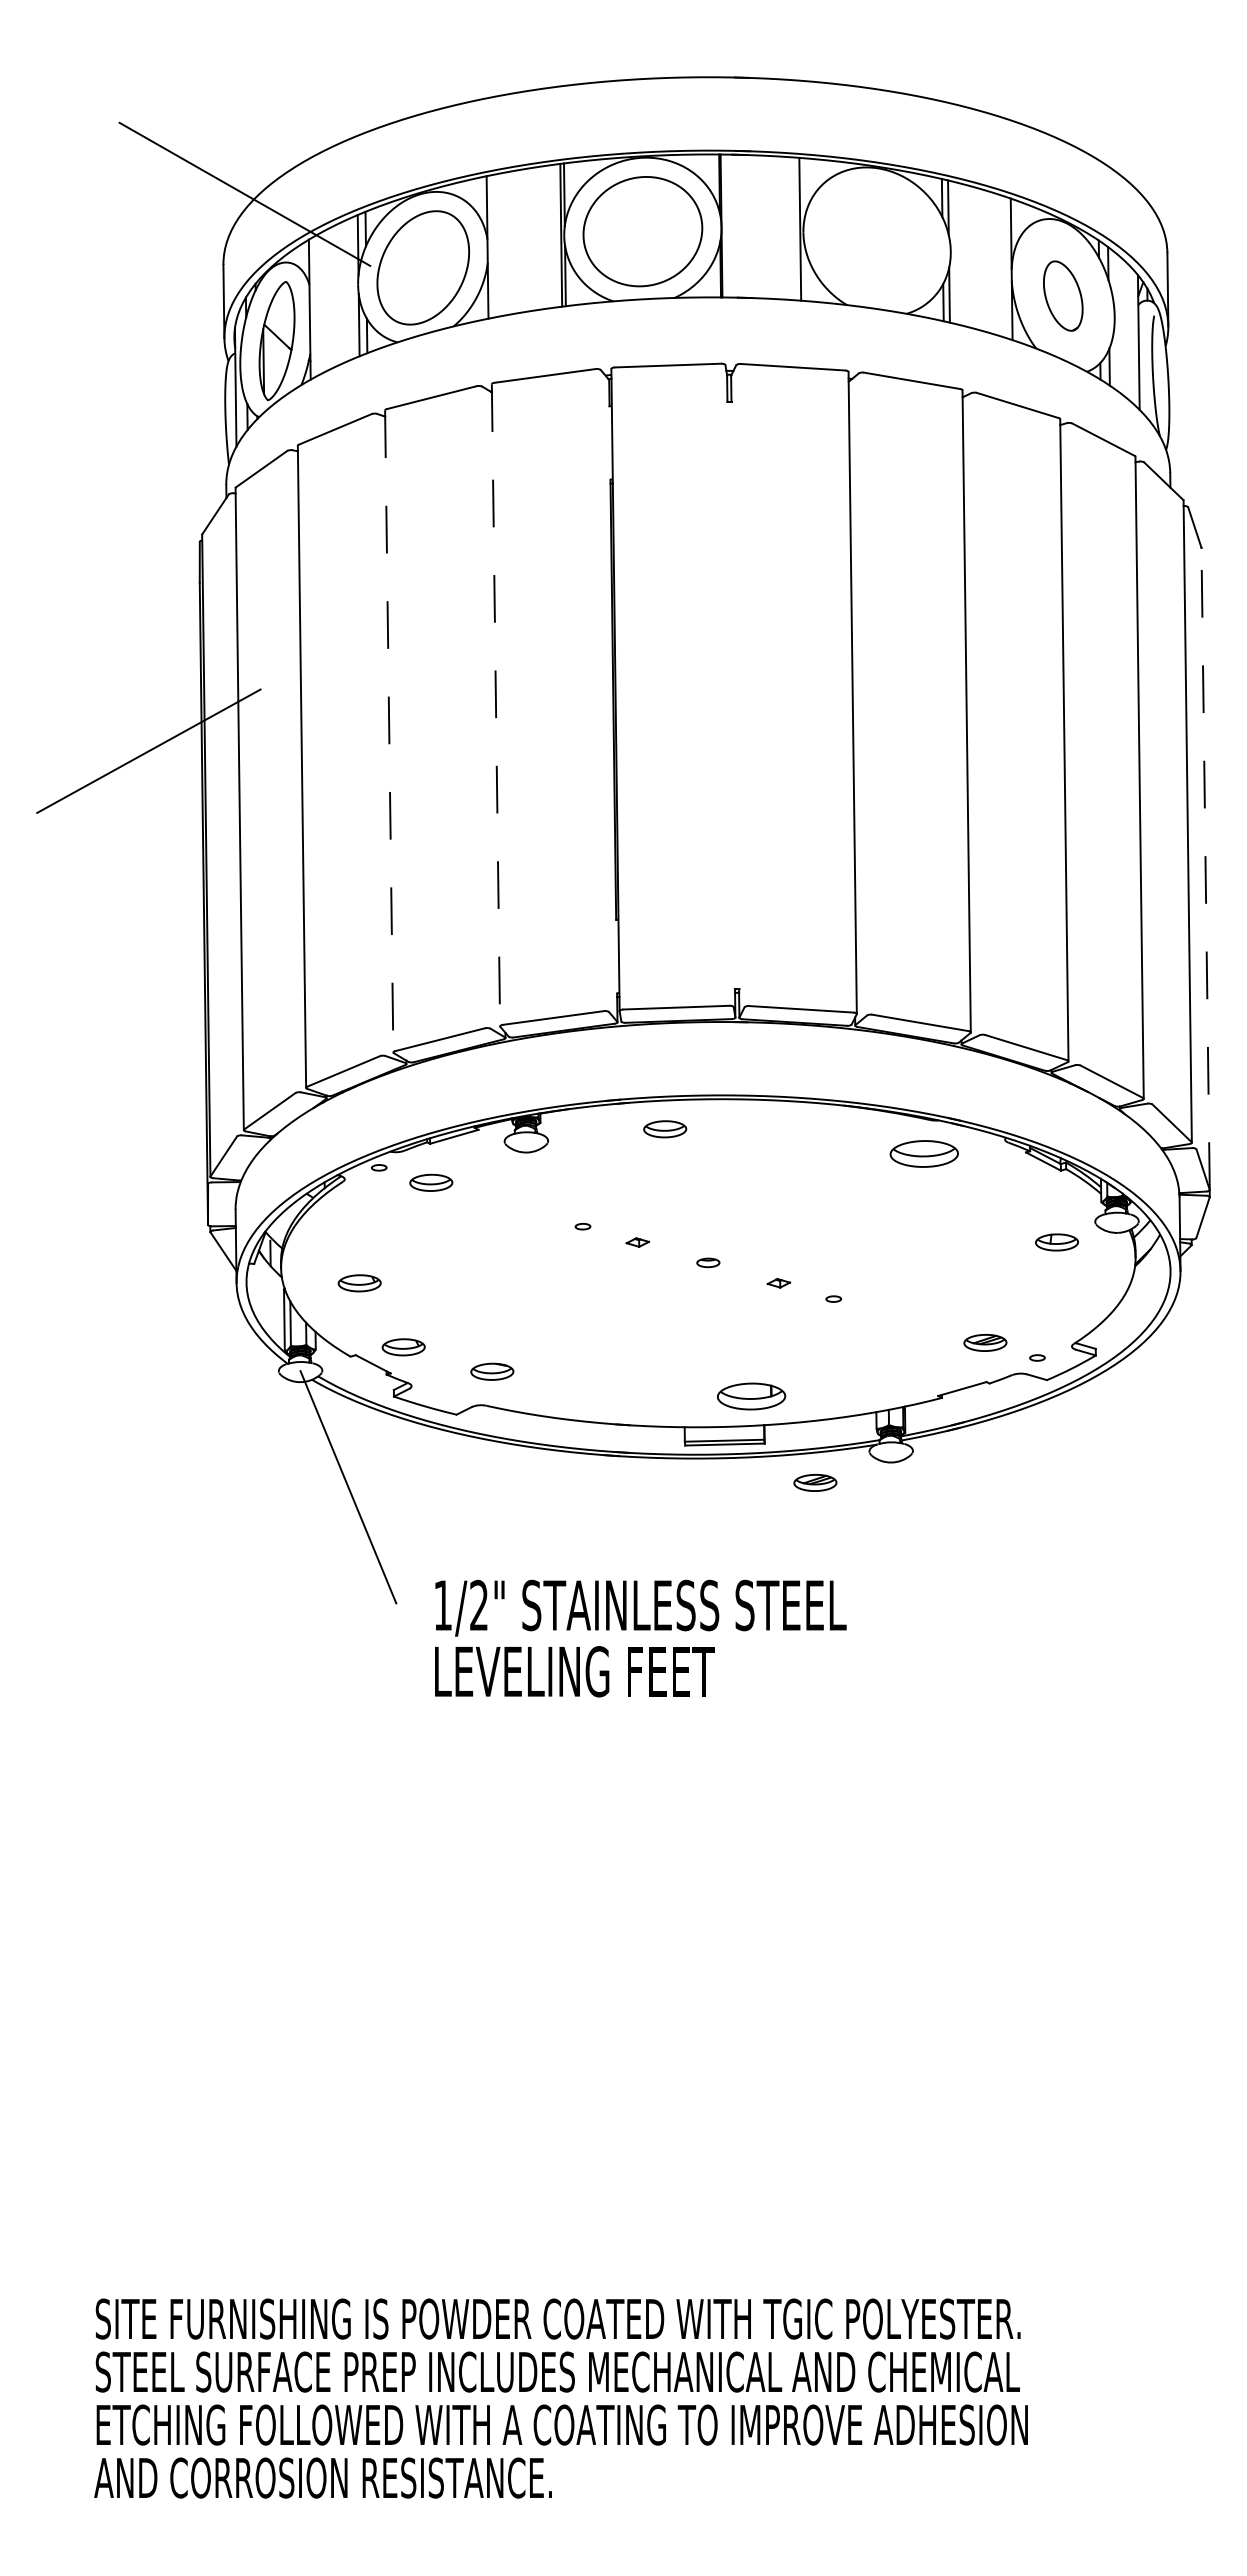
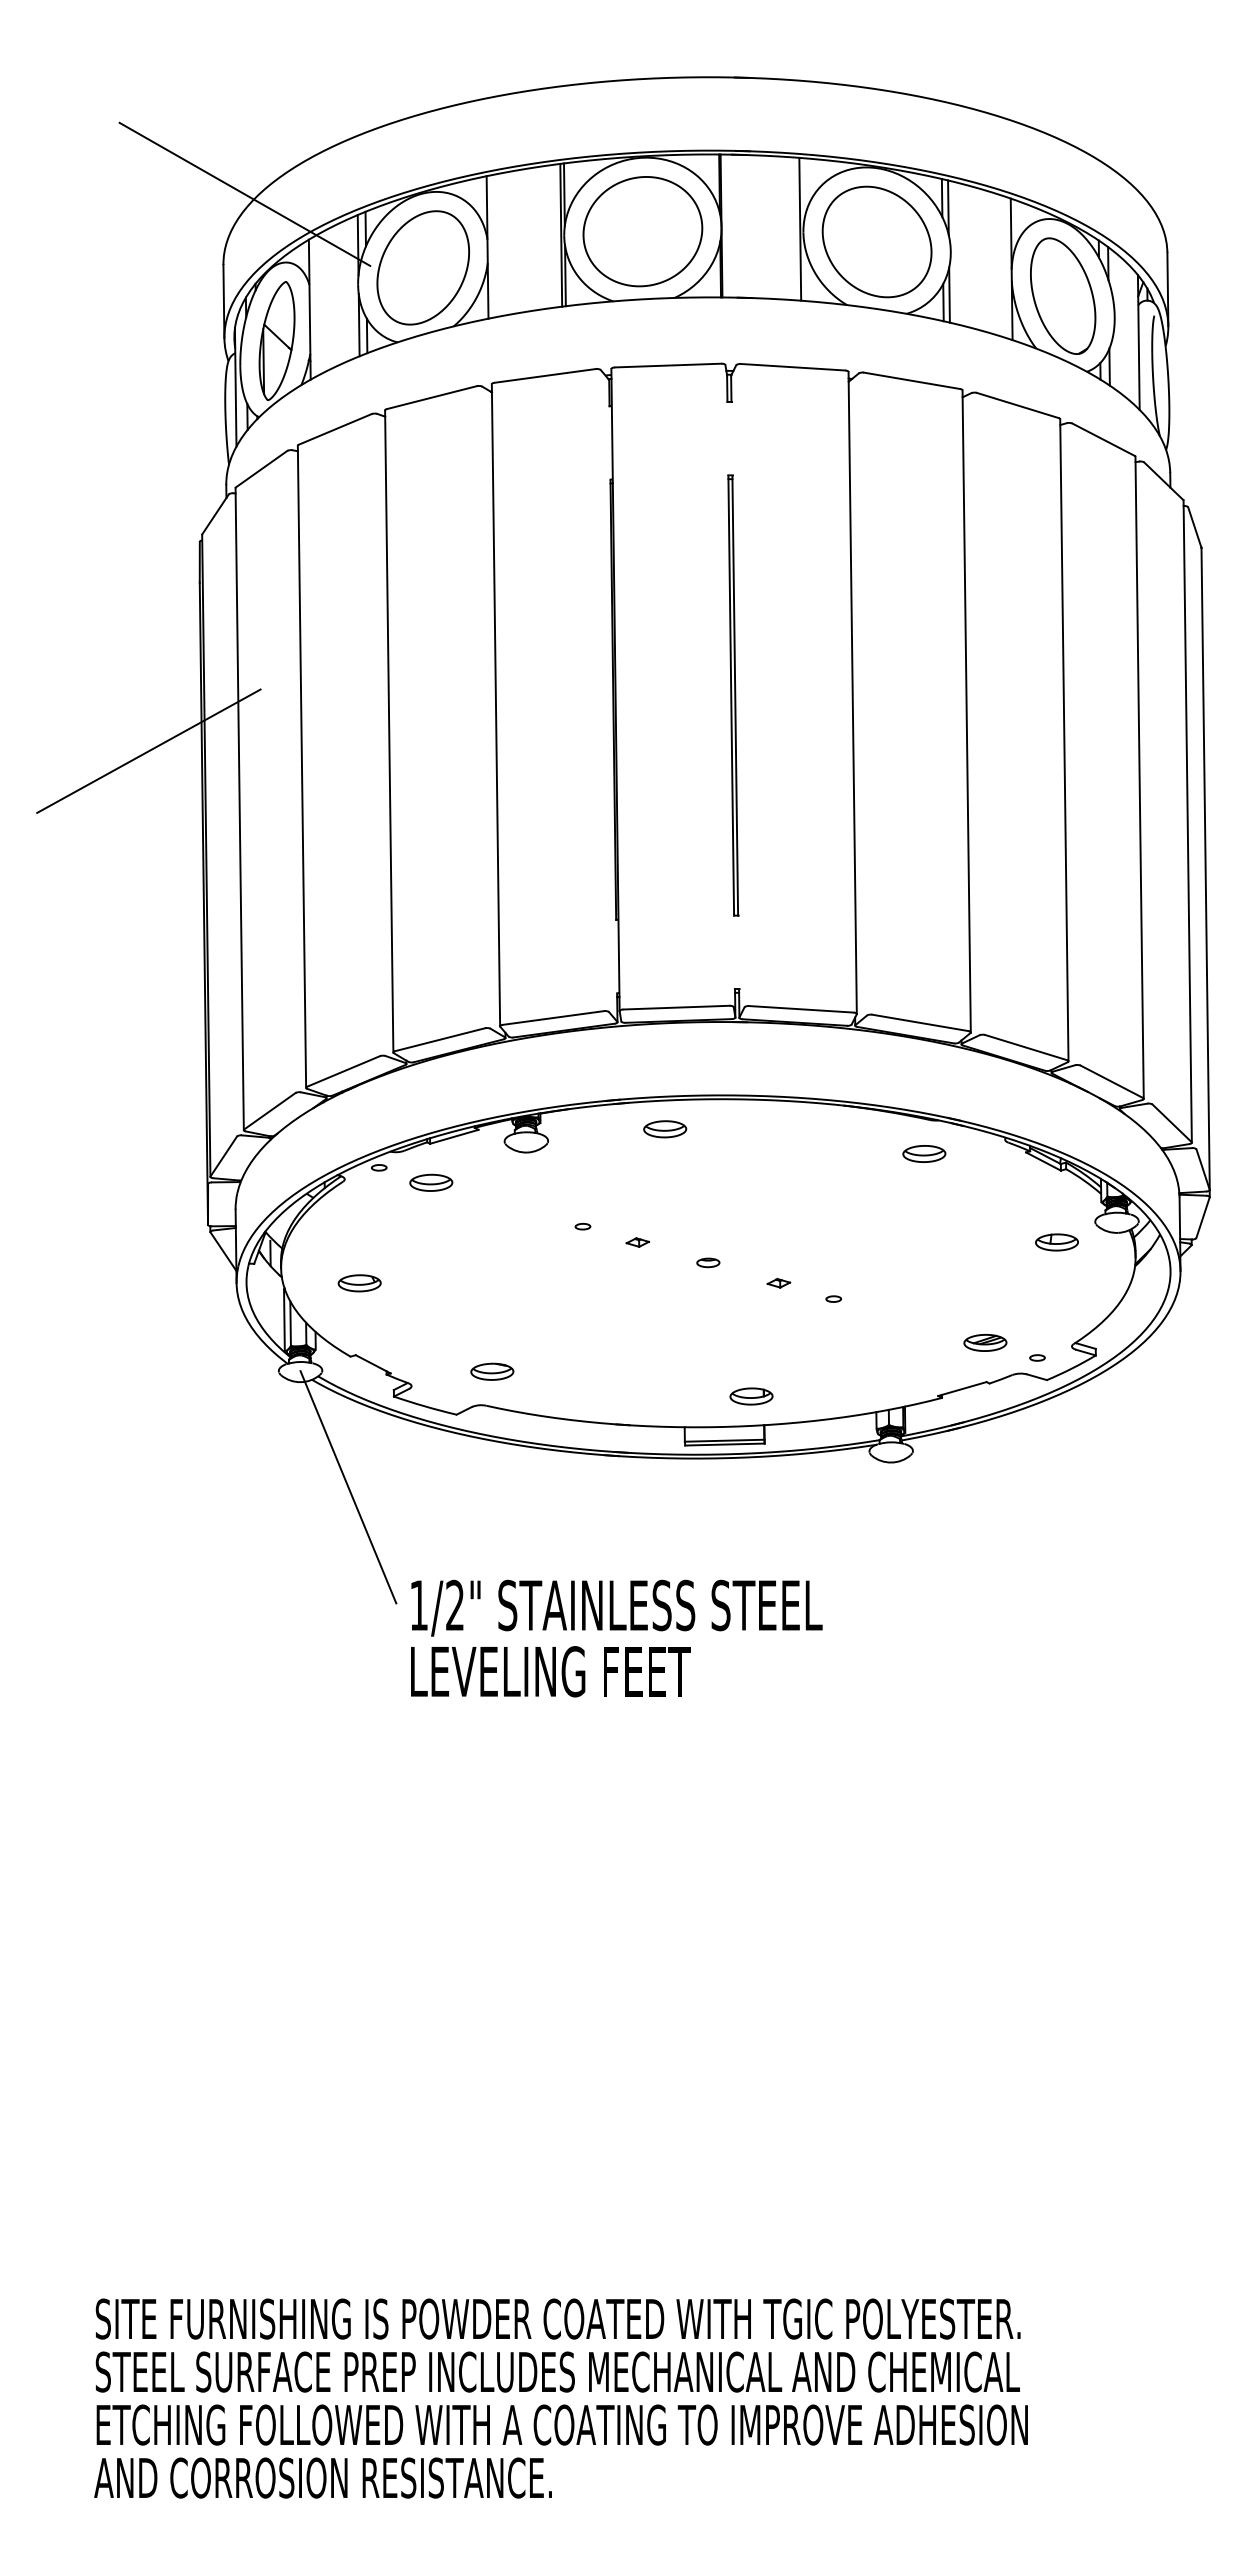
part: none -> present (876, 241)
part size: 41x72 px -> 67x118 px (1063, 295)
part: none -> present (733, 695)
line: dashed -> solid (496, 705)
line: dashed -> solid (389, 731)
line: dashed -> solid (1205, 868)
part size: 70x28 px -> 45x18 px (924, 1153)
part: present -> none (403, 1347)
part size: 70x29 px -> 45x19 px (751, 1396)
part: present -> none (815, 1482)
text position: (640, 1638) -> (616, 1638) (616, 1638)
